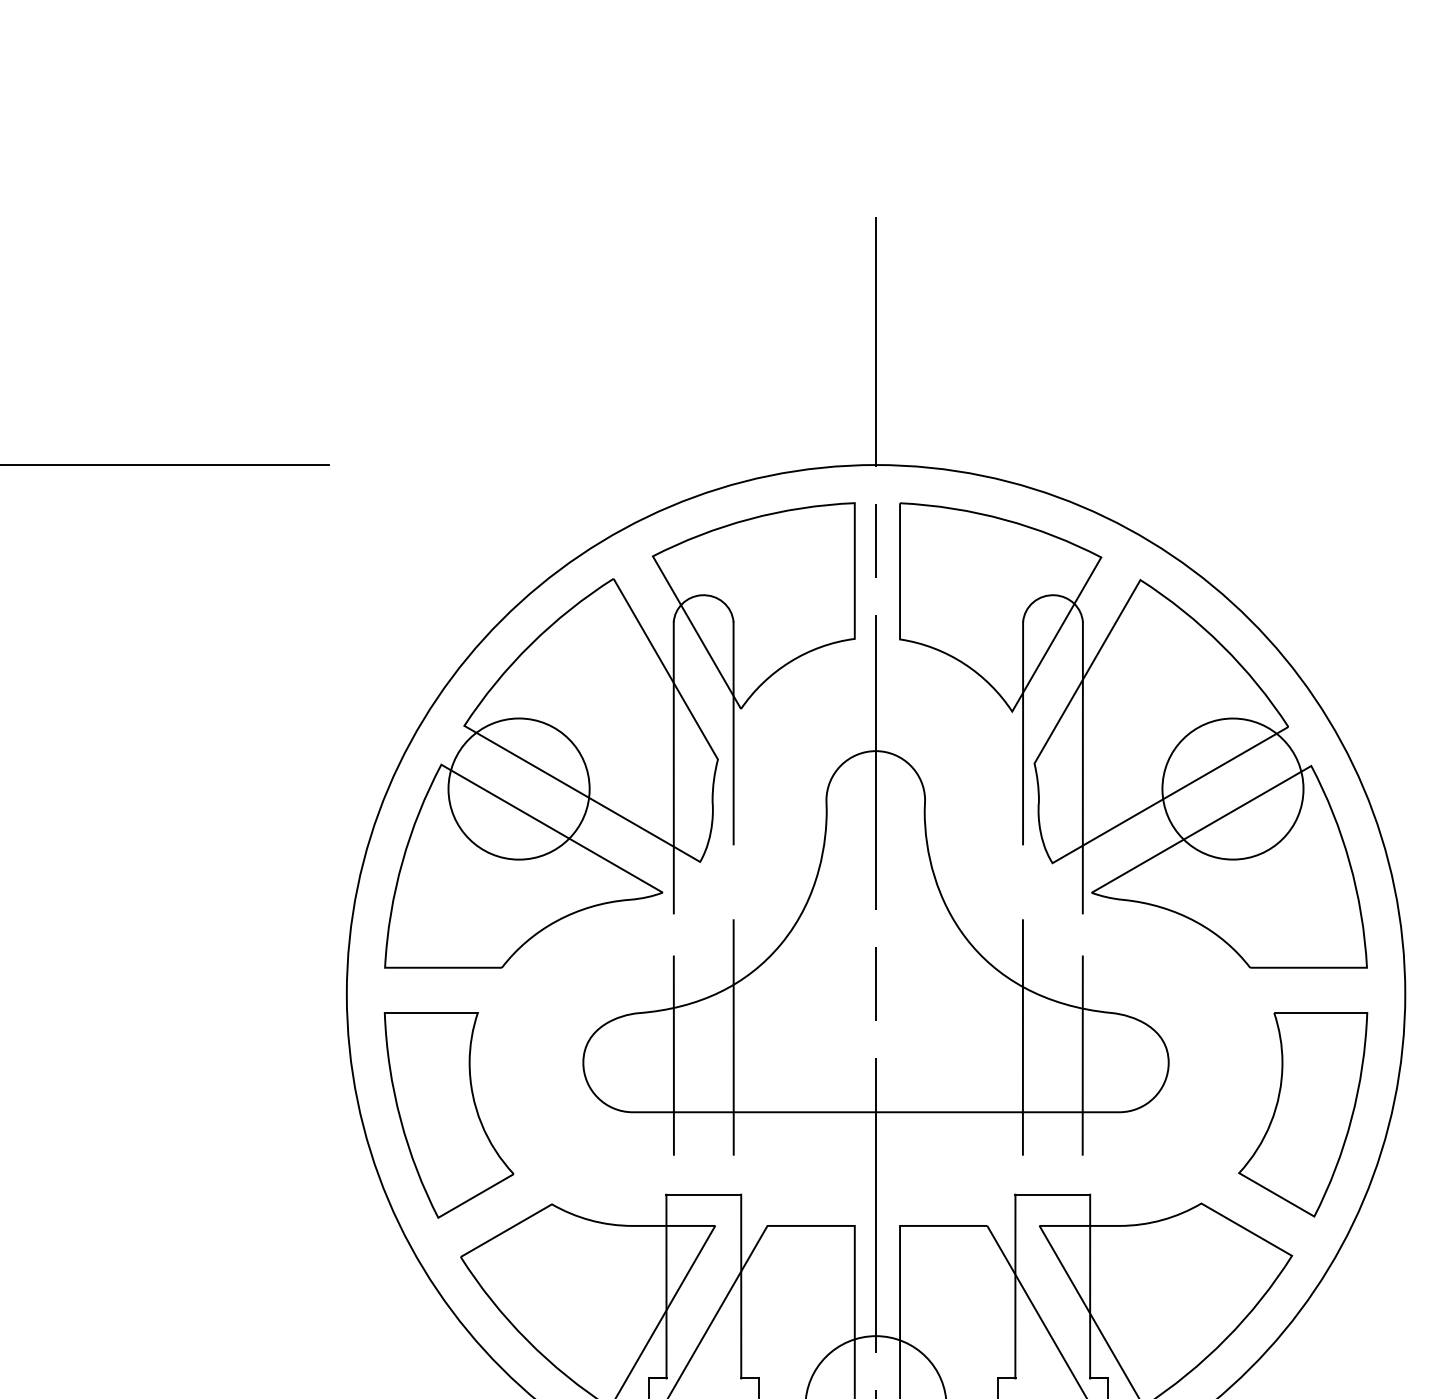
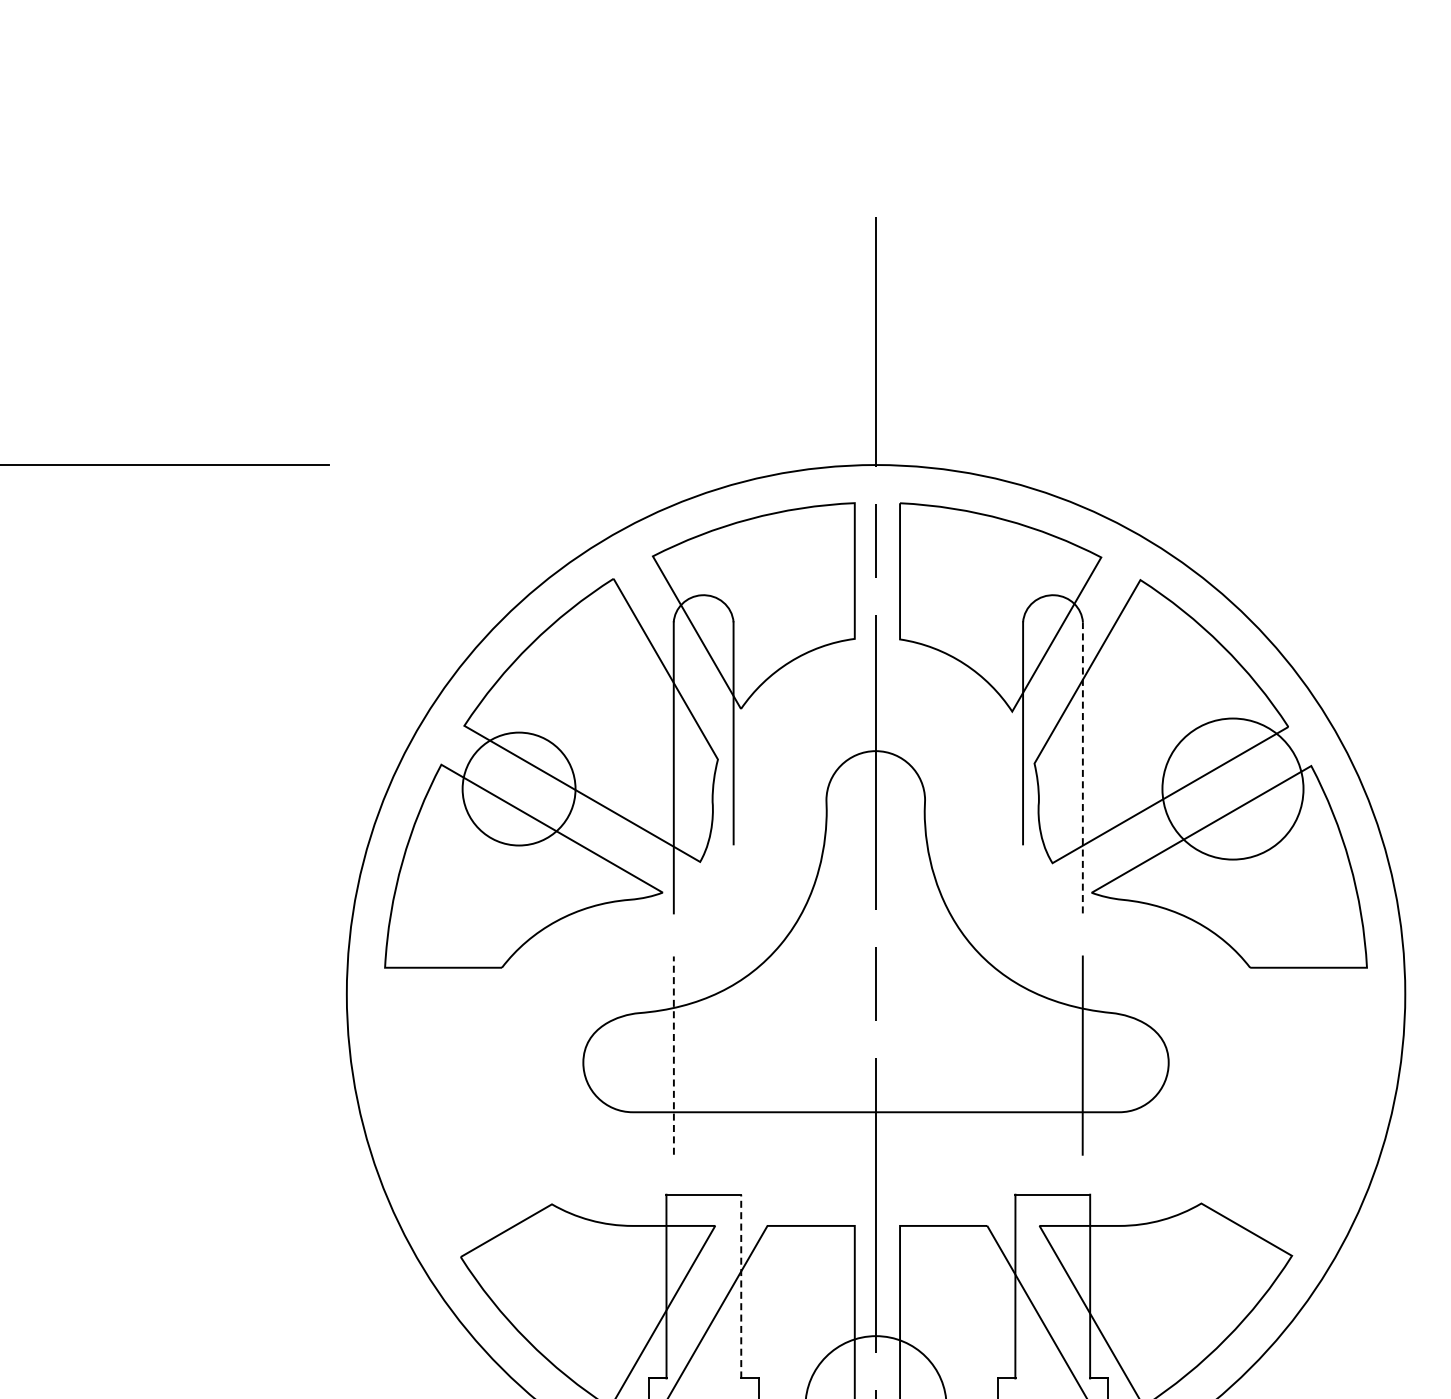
line: solid -> dashed (1082, 767)
circle diameter: 141 px -> 113 px (518, 788)
line: present -> none (733, 1037)
line: present -> none (1022, 1037)
line: solid -> dashed (673, 1055)
part: present -> none (1303, 1114)
part: present -> none (448, 1115)
line: solid -> dashed (741, 1286)
